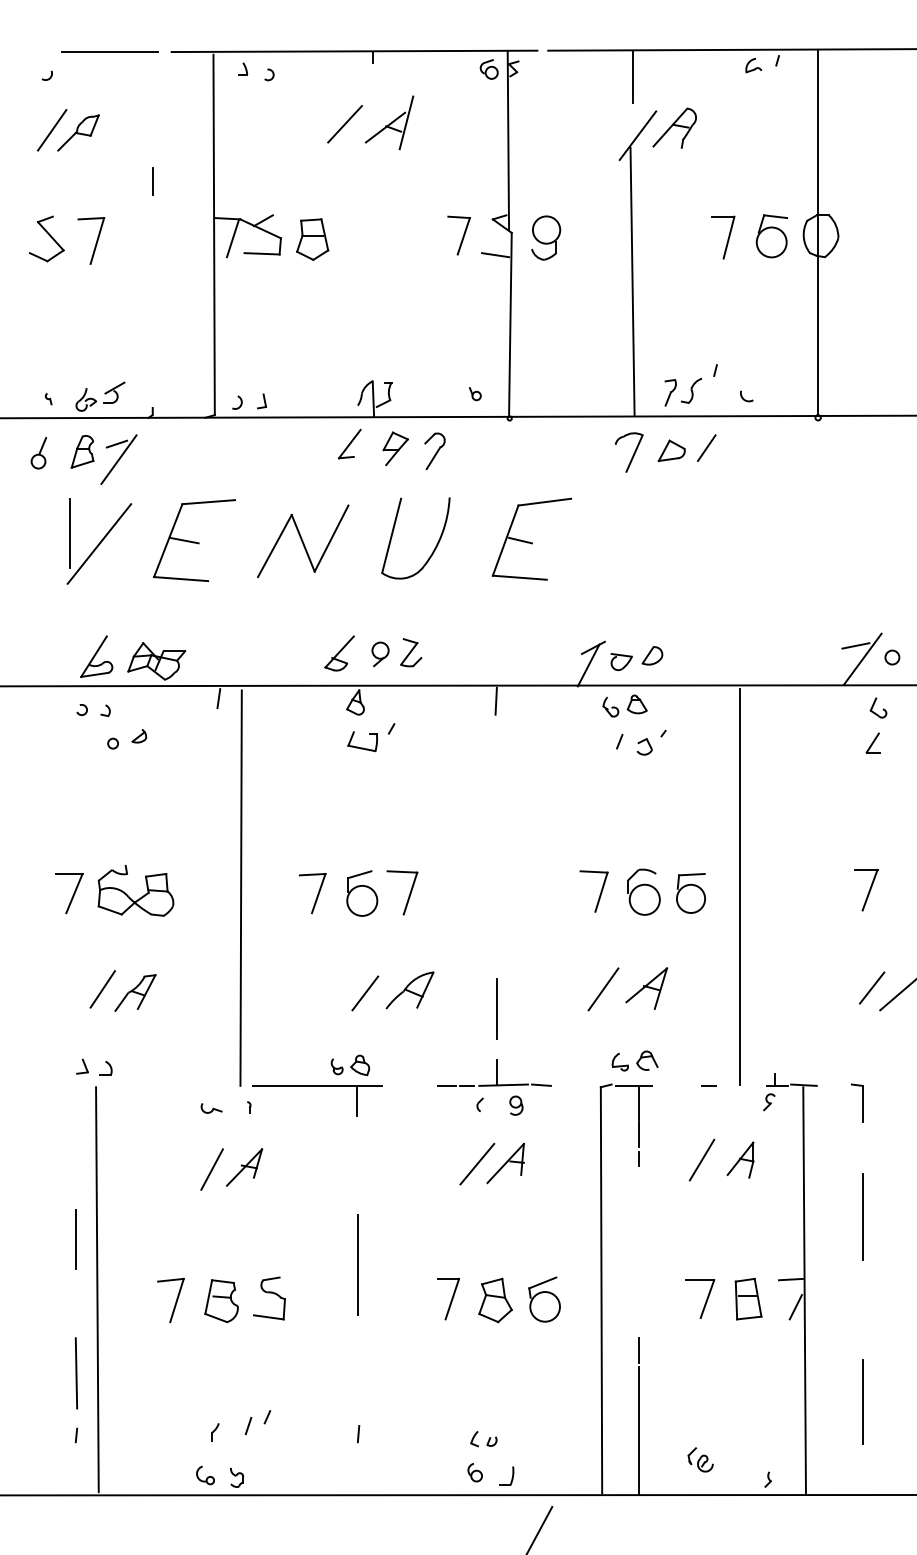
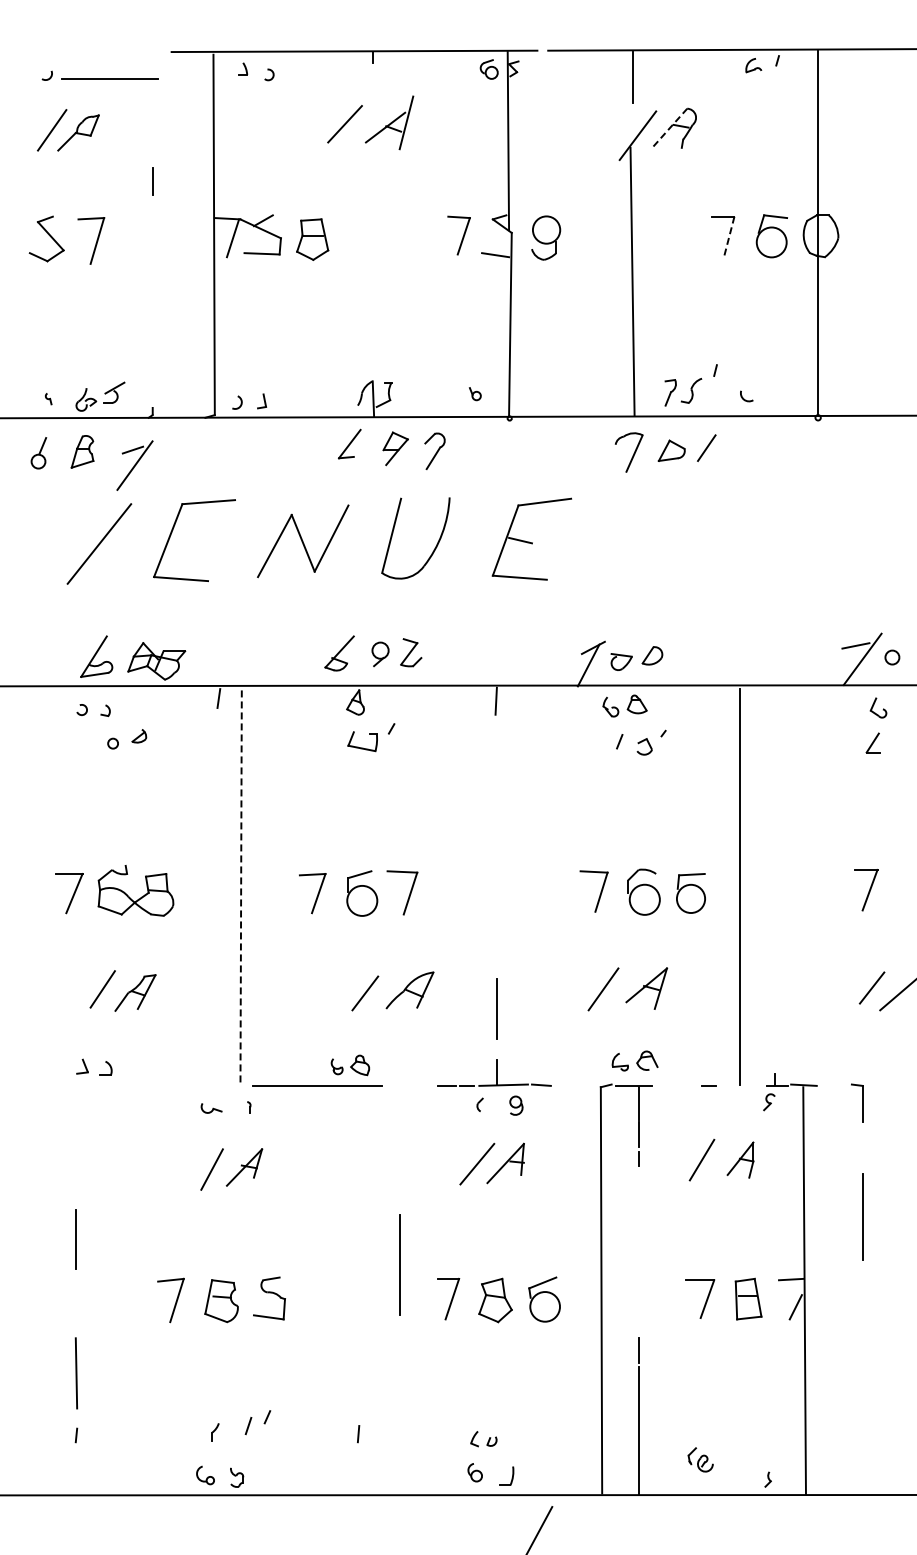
line position: (109, 51) -> (109, 78) (109, 78)
line: solid -> dashed (670, 127)
line: solid -> dashed (729, 237)
part position: (118, 459) -> (134, 465) (134, 465)
line: present -> none (70, 532)
line: present -> none (184, 540)
line: solid -> dashed (241, 888)
line: present -> none (356, 1101)
line position: (357, 1264) -> (399, 1264) (399, 1264)
line: present -> none (97, 1289)
line: present -> none (862, 1401)
